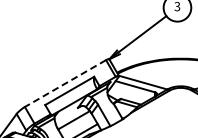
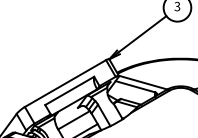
line: dashed -> solid (65, 83)
